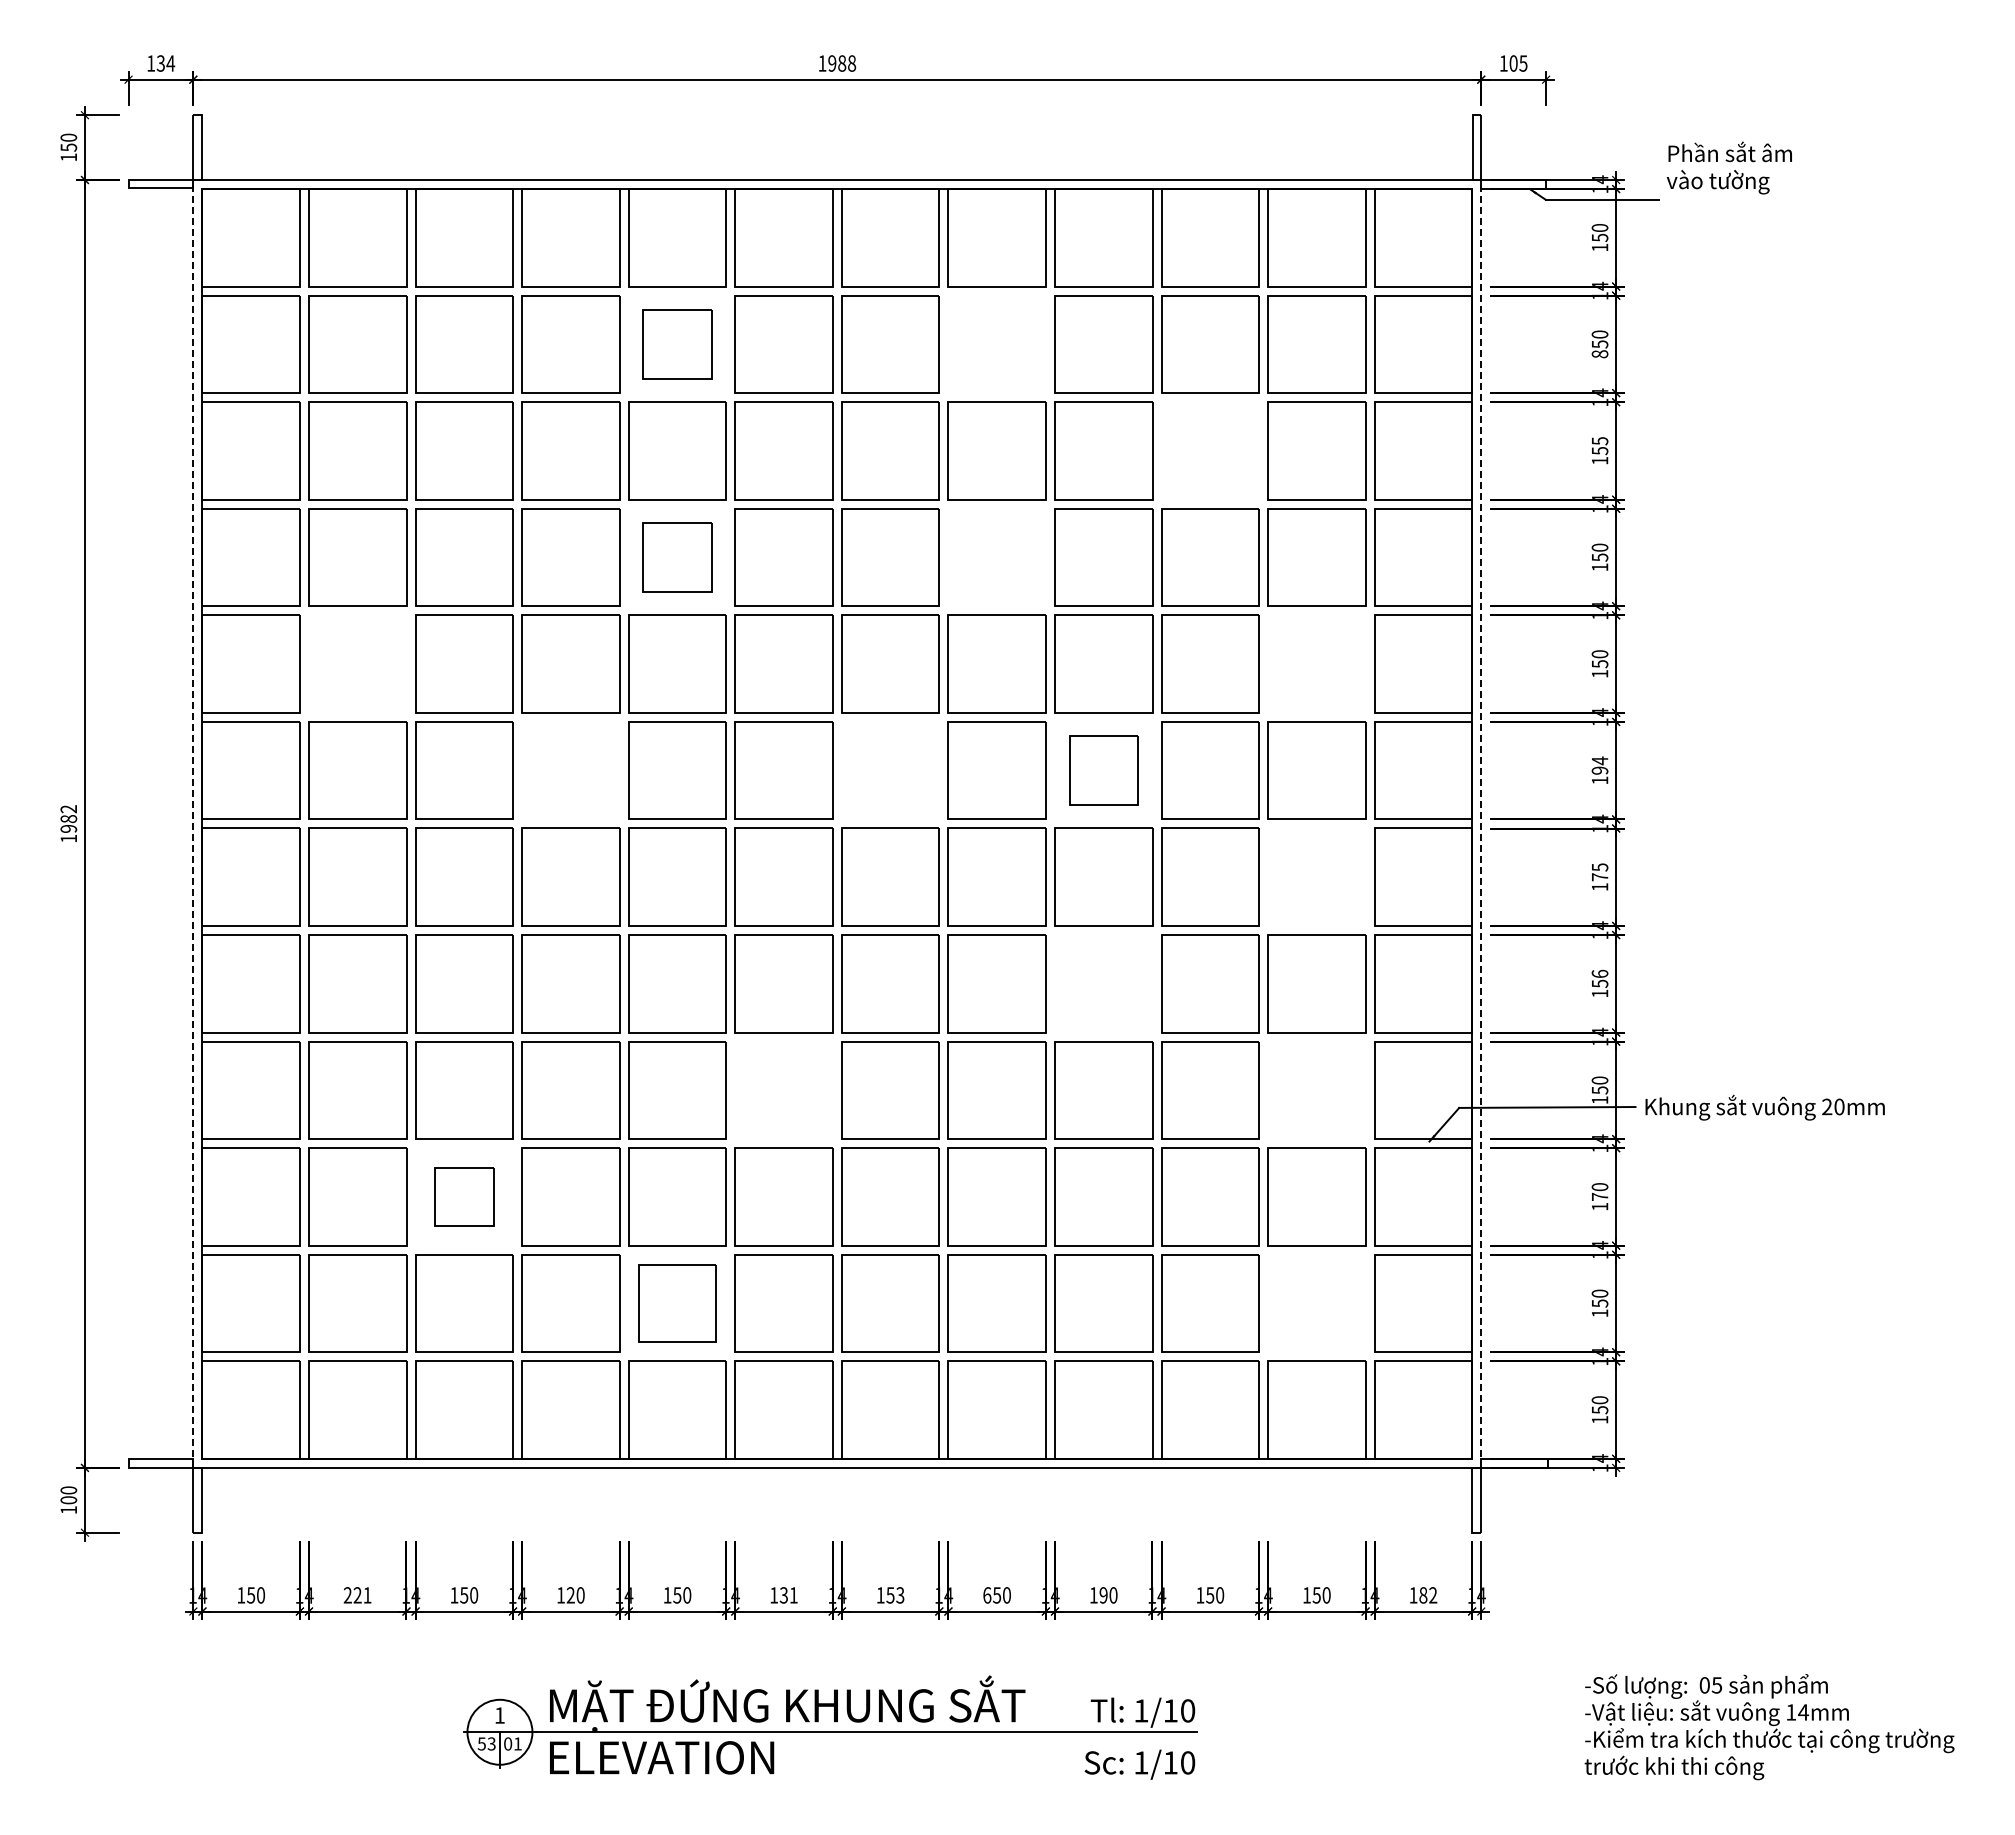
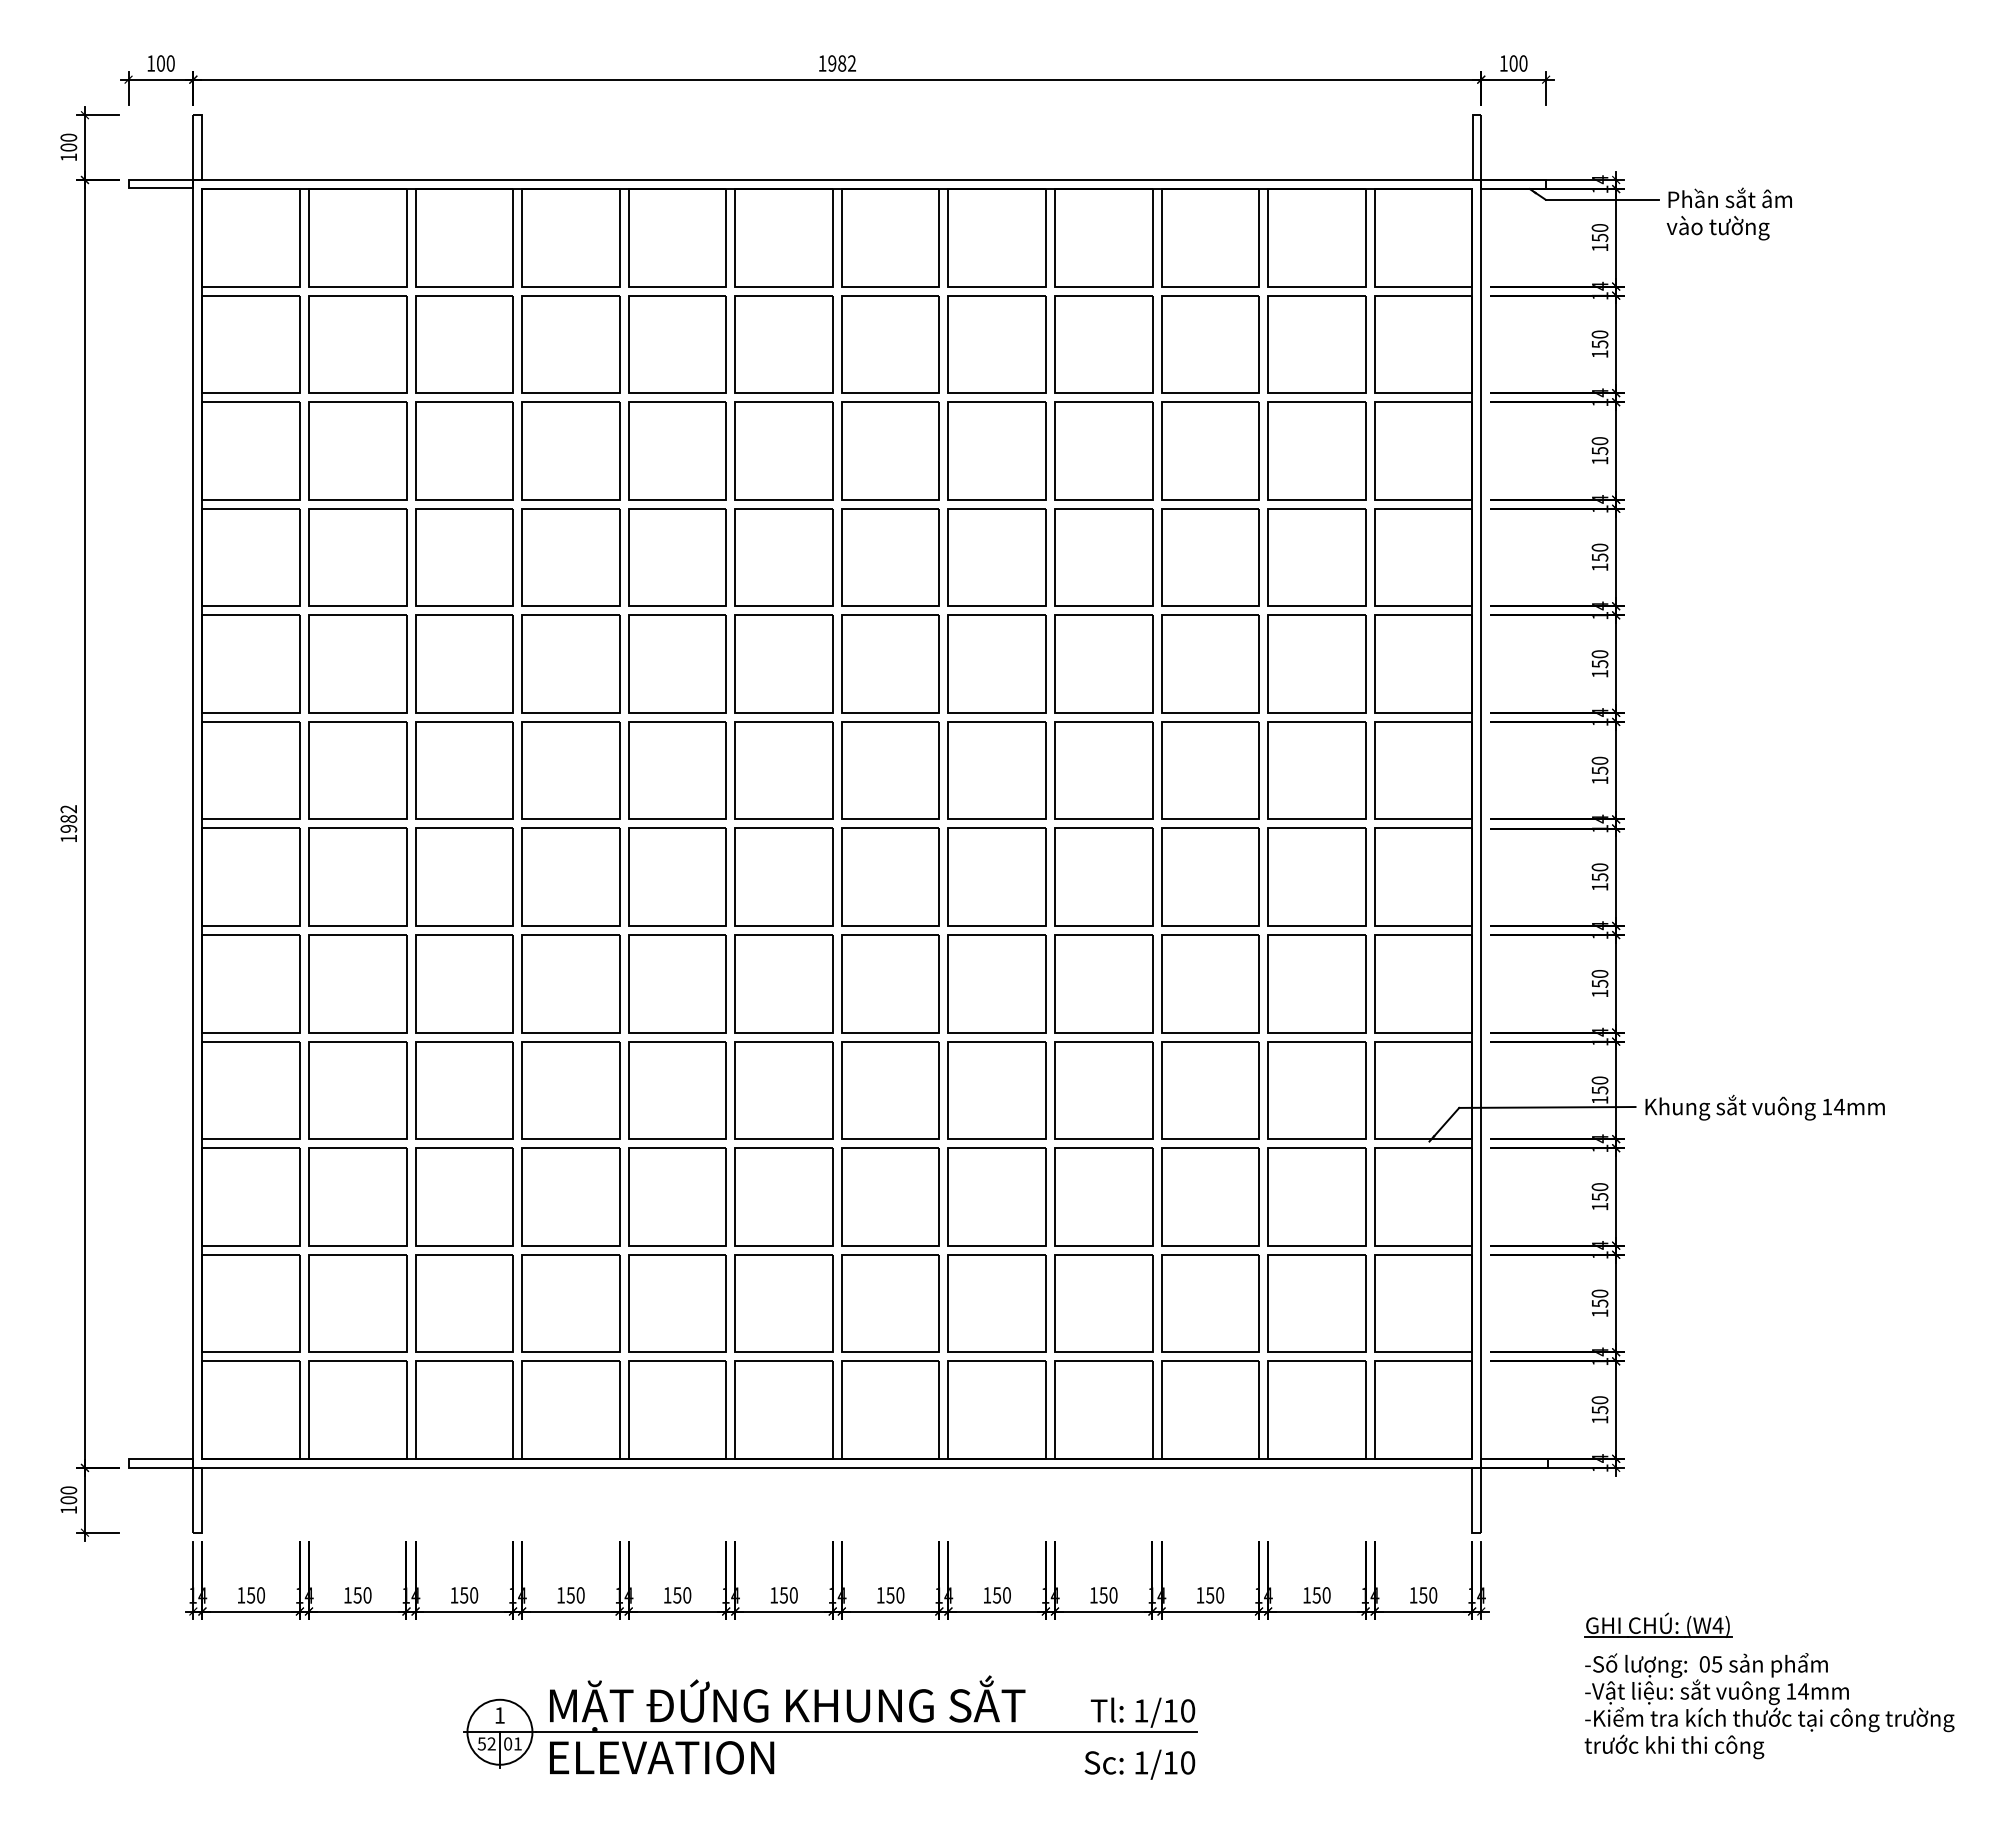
text: 134 -> 100 (165, 63)
text: 1988 -> 1982 (852, 63)
text: 105 -> 100 (1523, 63)
text: 150 -> 100 (68, 147)
text position: (1728, 167) -> (1728, 213) (1728, 213)
part size: 71x71 px -> 99x99 px (677, 344)
part: none -> present (996, 344)
text: 850 -> 150 (1599, 354)
text: 155 -> 150 (1599, 441)
part: none -> present (1210, 450)
part size: 71x71 px -> 99x99 px (677, 557)
part: none -> present (996, 557)
part: none -> present (357, 663)
part: none -> present (1316, 663)
text: 194 -> 150 (1599, 765)
part: none -> present (570, 770)
part: none -> present (890, 770)
part size: 70x71 px -> 100x99 px (1103, 770)
line: dashed -> solid (193, 823)
line: dashed -> solid (1481, 823)
text: 175 -> 150 (1599, 872)
part: none -> present (1316, 876)
text: 156 -> 150 (1599, 973)
part: none -> present (1103, 983)
part: none -> present (783, 1090)
part: none -> present (1316, 1090)
text: 20mm -> 14mm (1833, 1106)
part size: 61x60 px -> 99x100 px (464, 1196)
text: 170 -> 150 (1600, 1196)
part size: 79x79 px -> 99x99 px (677, 1303)
part: none -> present (1316, 1303)
text: 221 -> 150 (357, 1595)
text: 120 -> 150 (570, 1595)
text: 131 -> 150 (788, 1595)
text: 153 -> 150 (900, 1595)
text: 650 -> 150 (987, 1595)
text: 190 -> 150 (1103, 1595)
text: 182 -> 150 (1428, 1595)
part: none -> present (1658, 1624)
text position: (1769, 1727) -> (1769, 1706) (1769, 1706)
text: 53 -> 52 (491, 1744)
